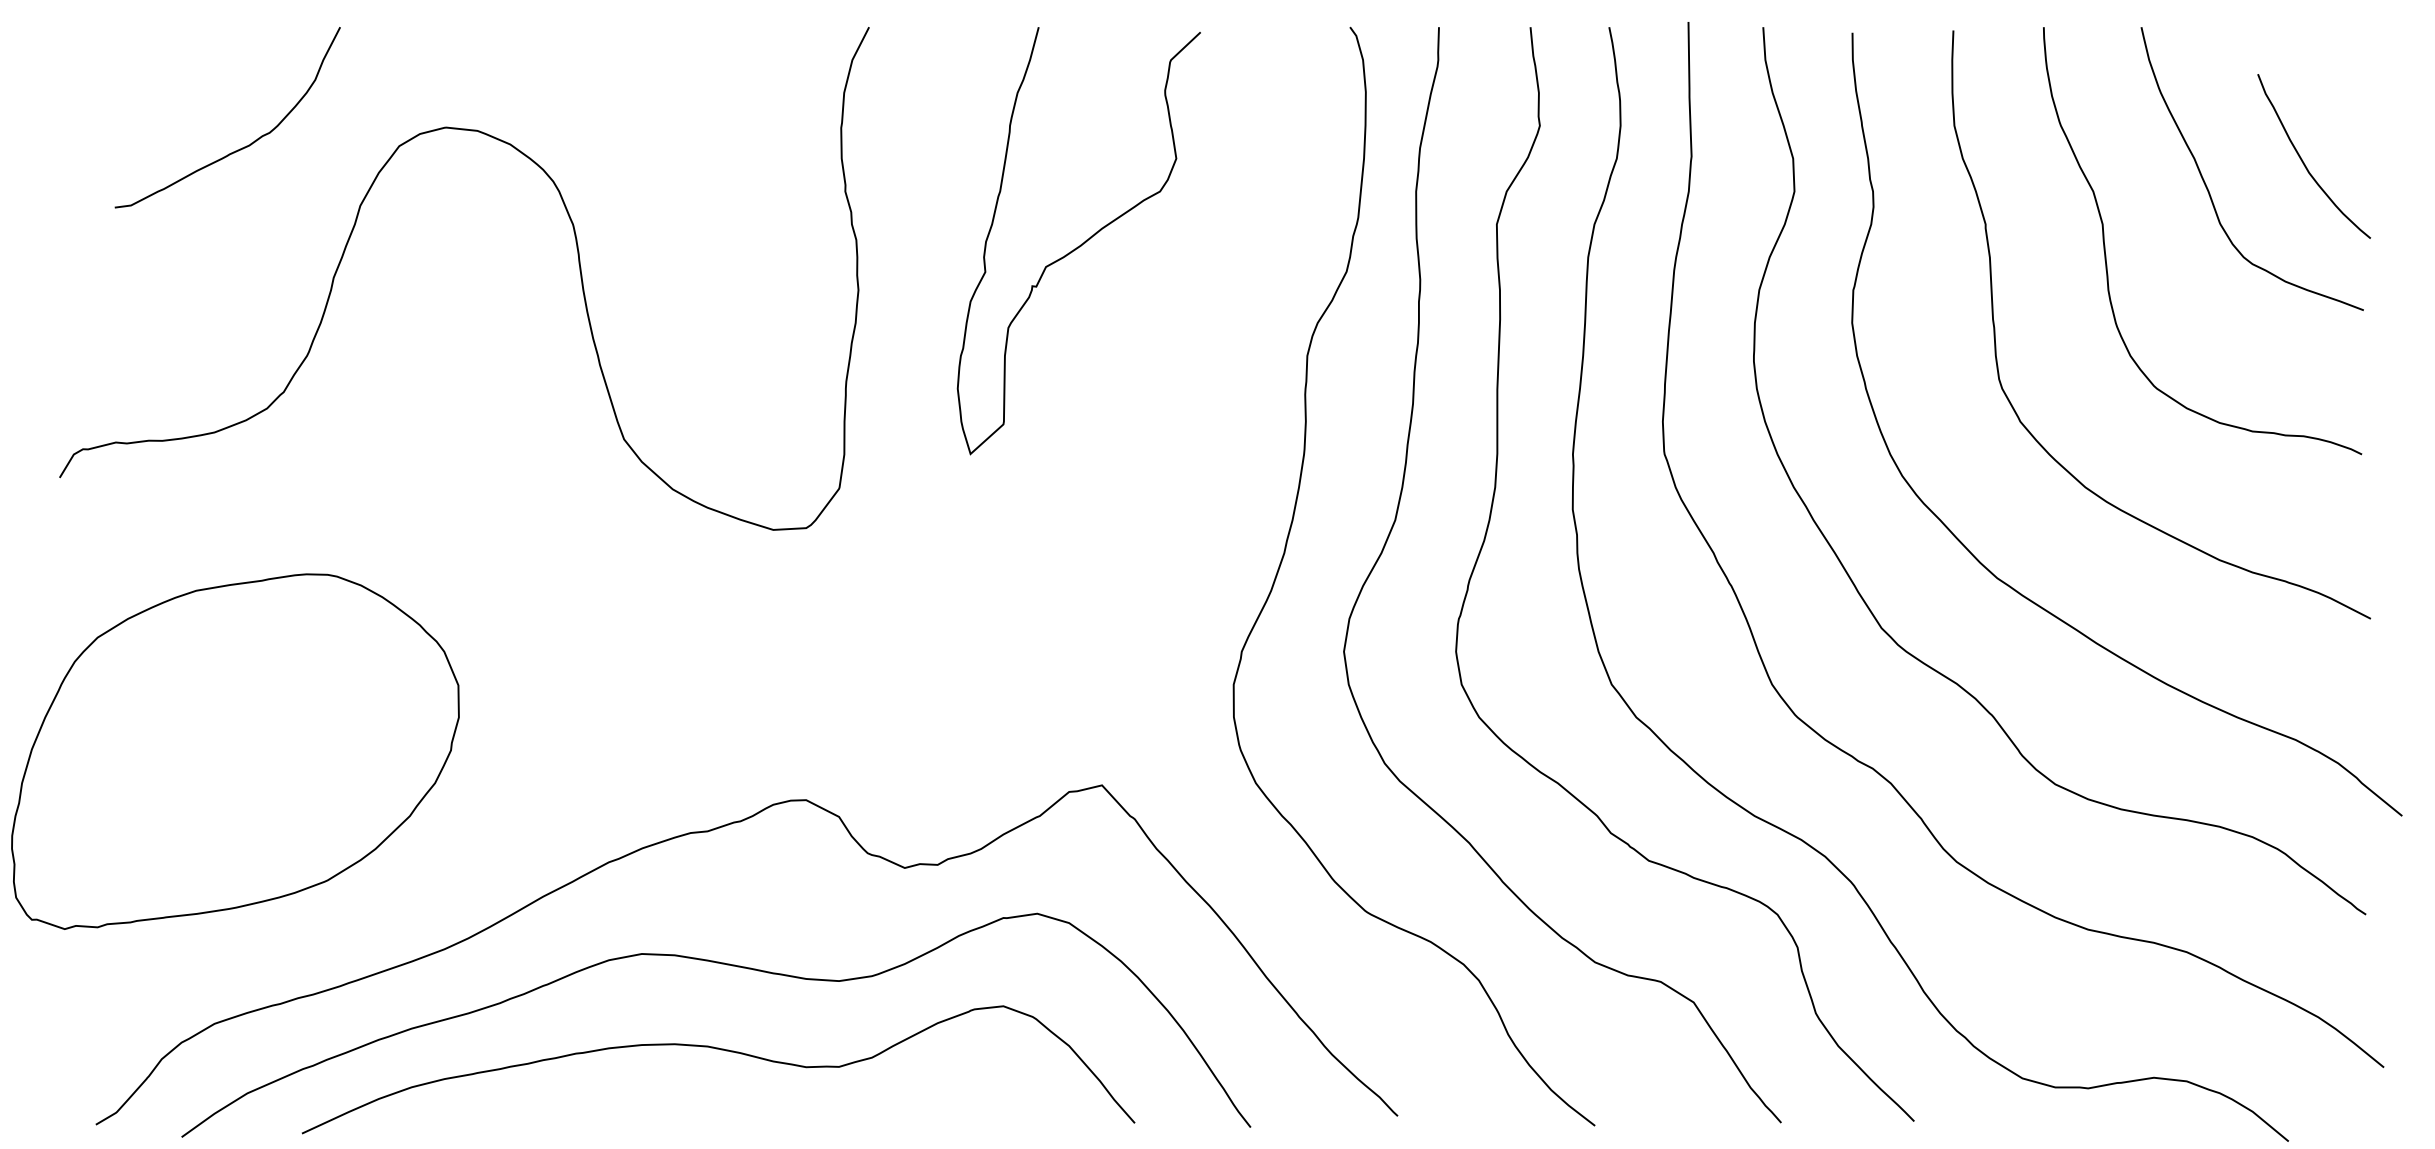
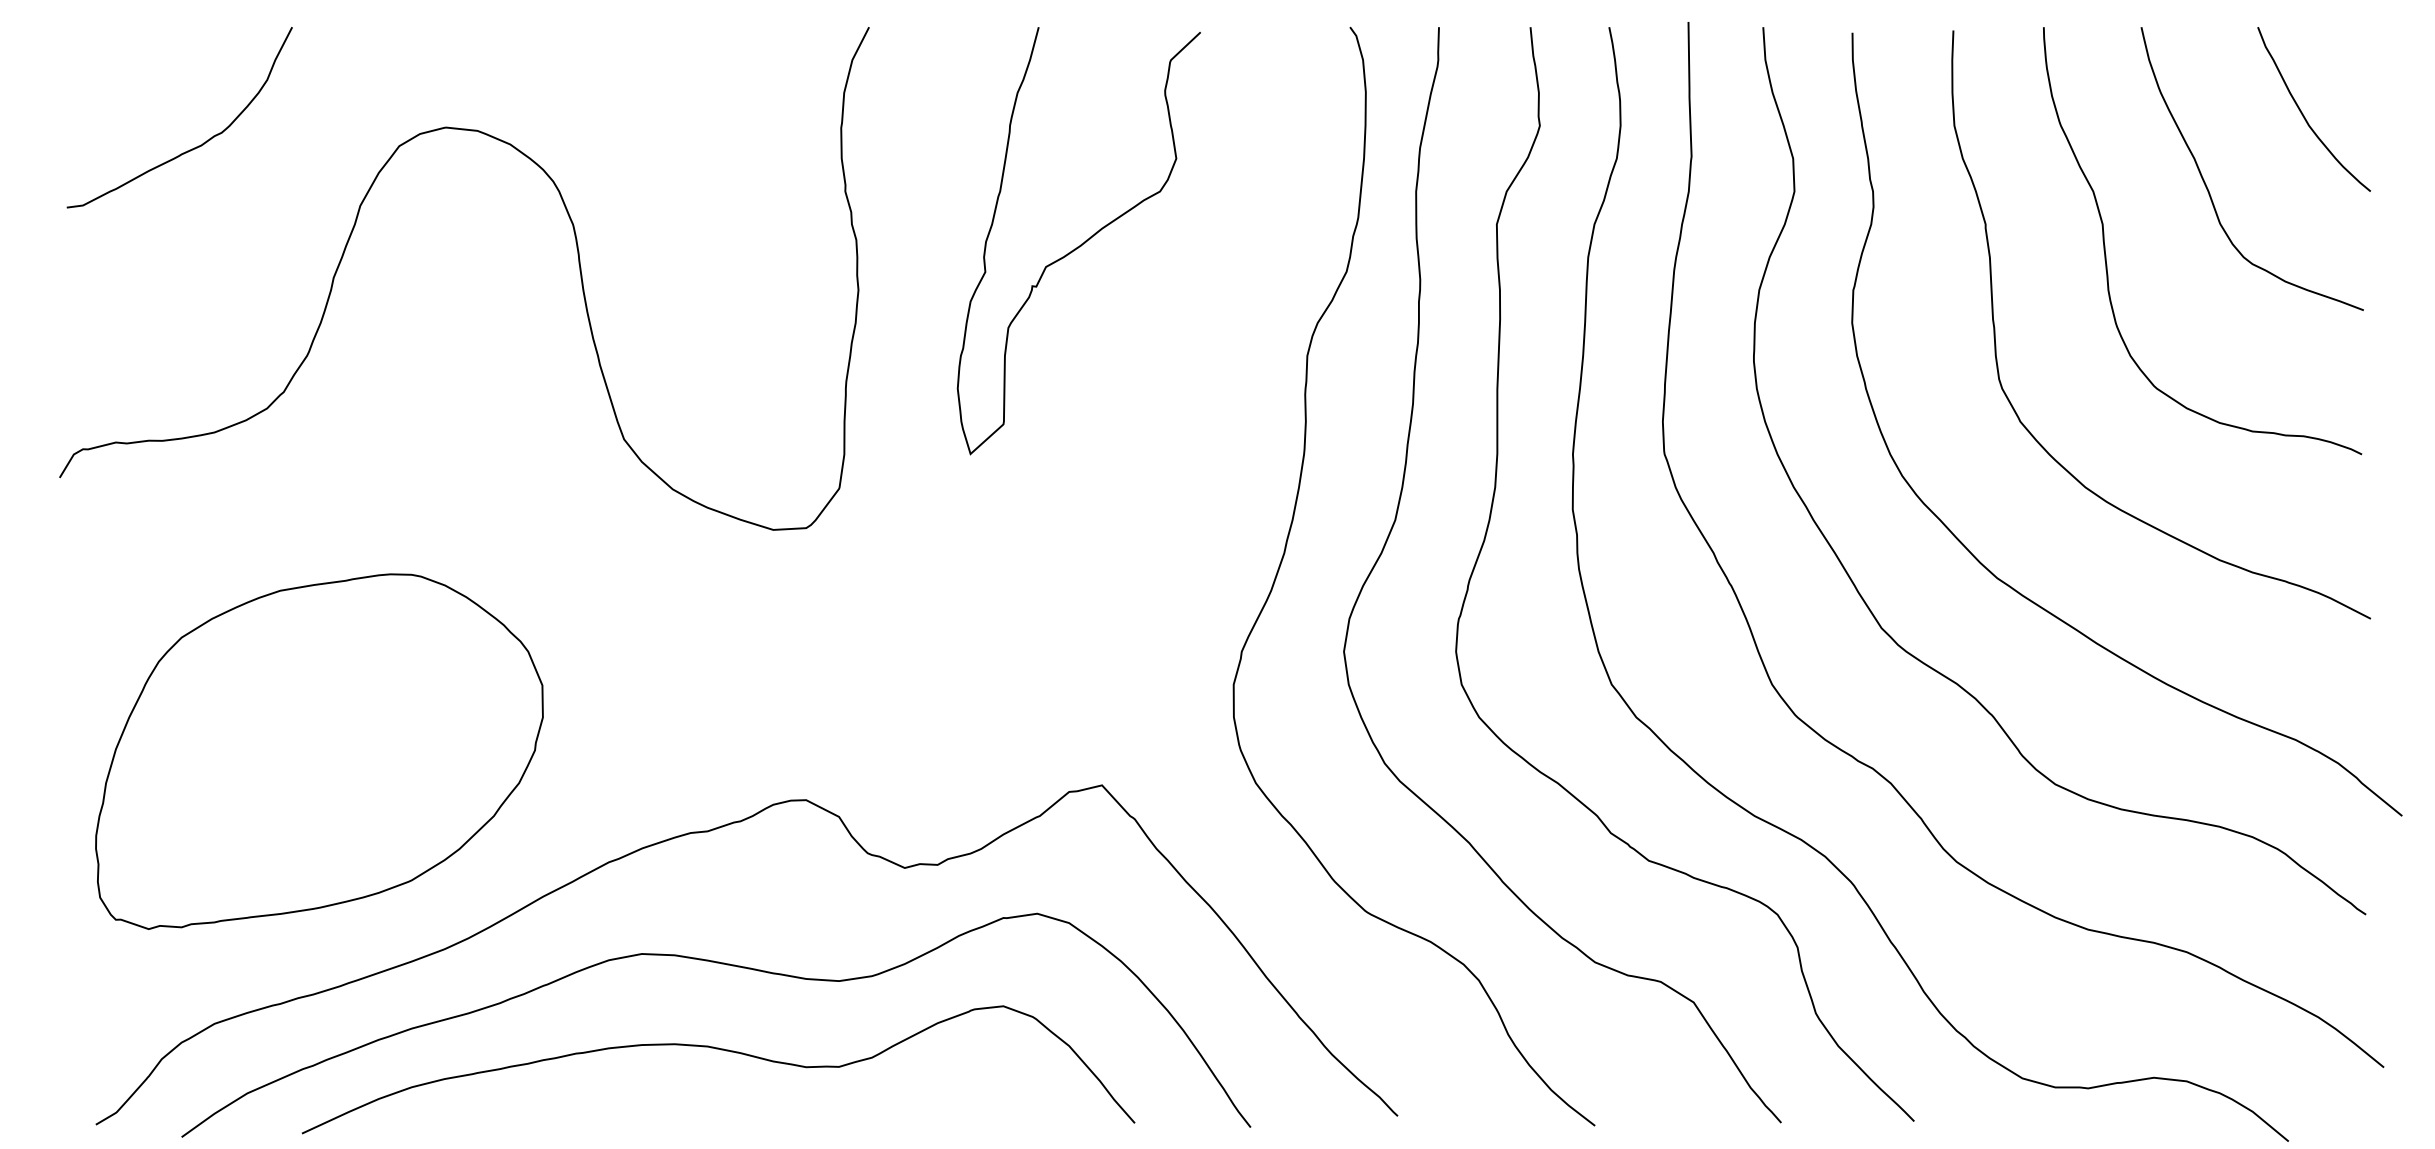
curve position: (237, 149) -> (189, 149) (189, 149)
curve position: (2303, 160) -> (2303, 113) (2303, 113)
part position: (235, 751) -> (319, 751) (319, 751)
